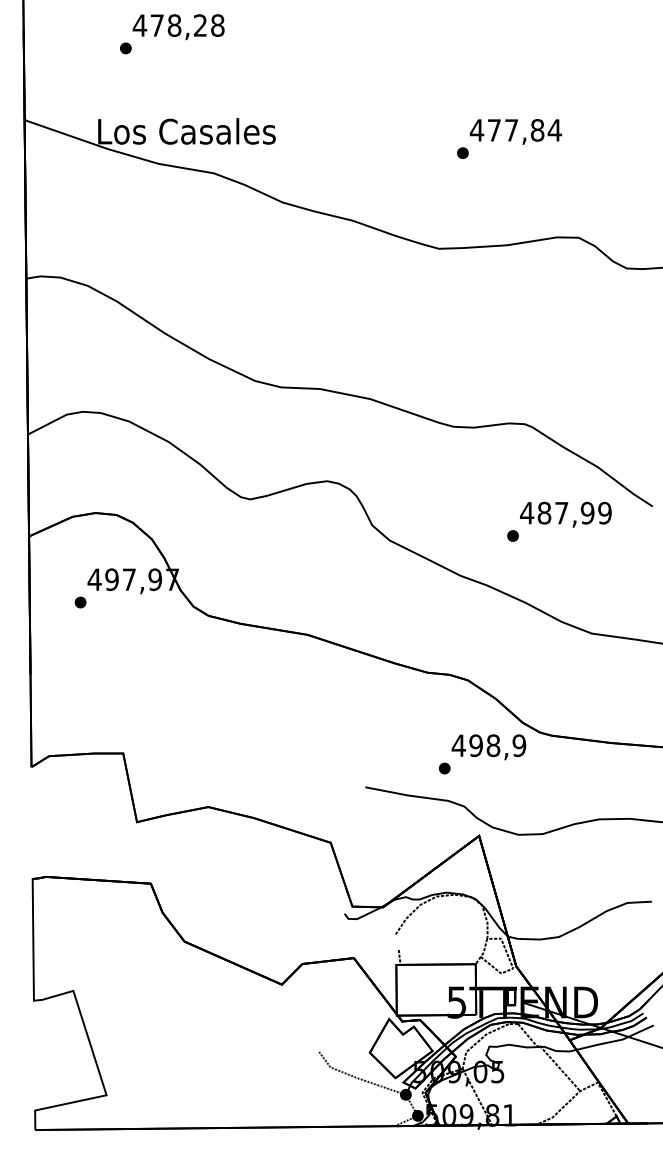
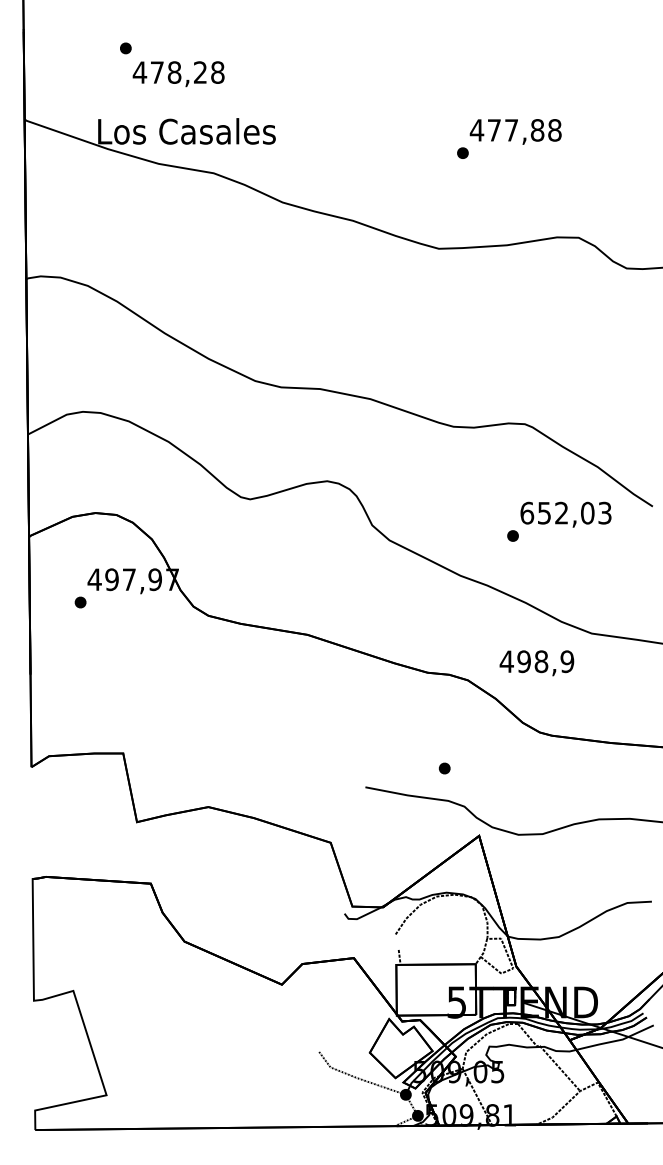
text position: (178, 27) -> (178, 74) (178, 74)
text: 477,84 -> 477,88 (554, 130)
text: 487,99 -> 652,03 (565, 512)
text position: (488, 747) -> (536, 663) (536, 663)
